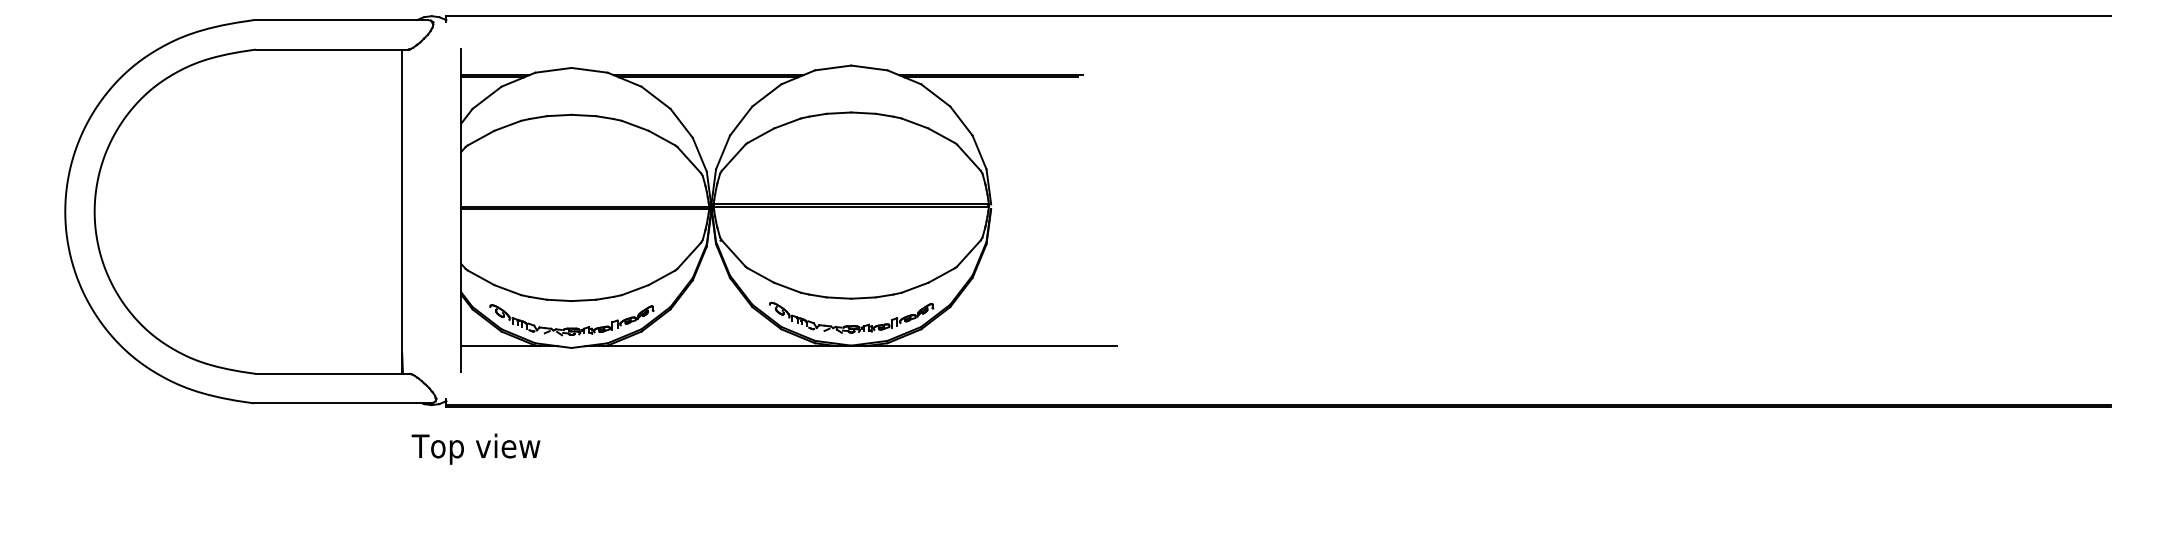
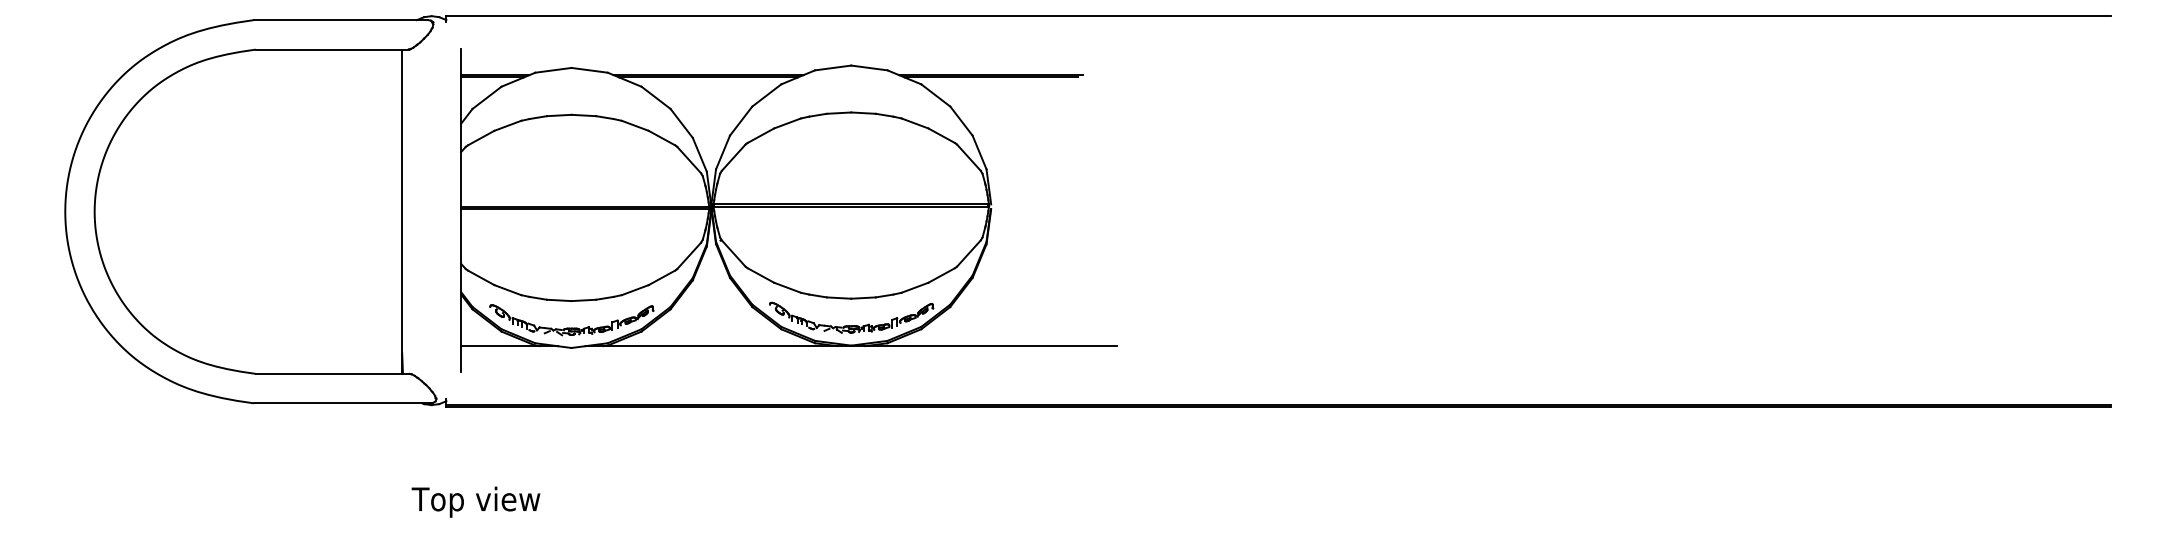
text position: (475, 448) -> (475, 501) (475, 501)
